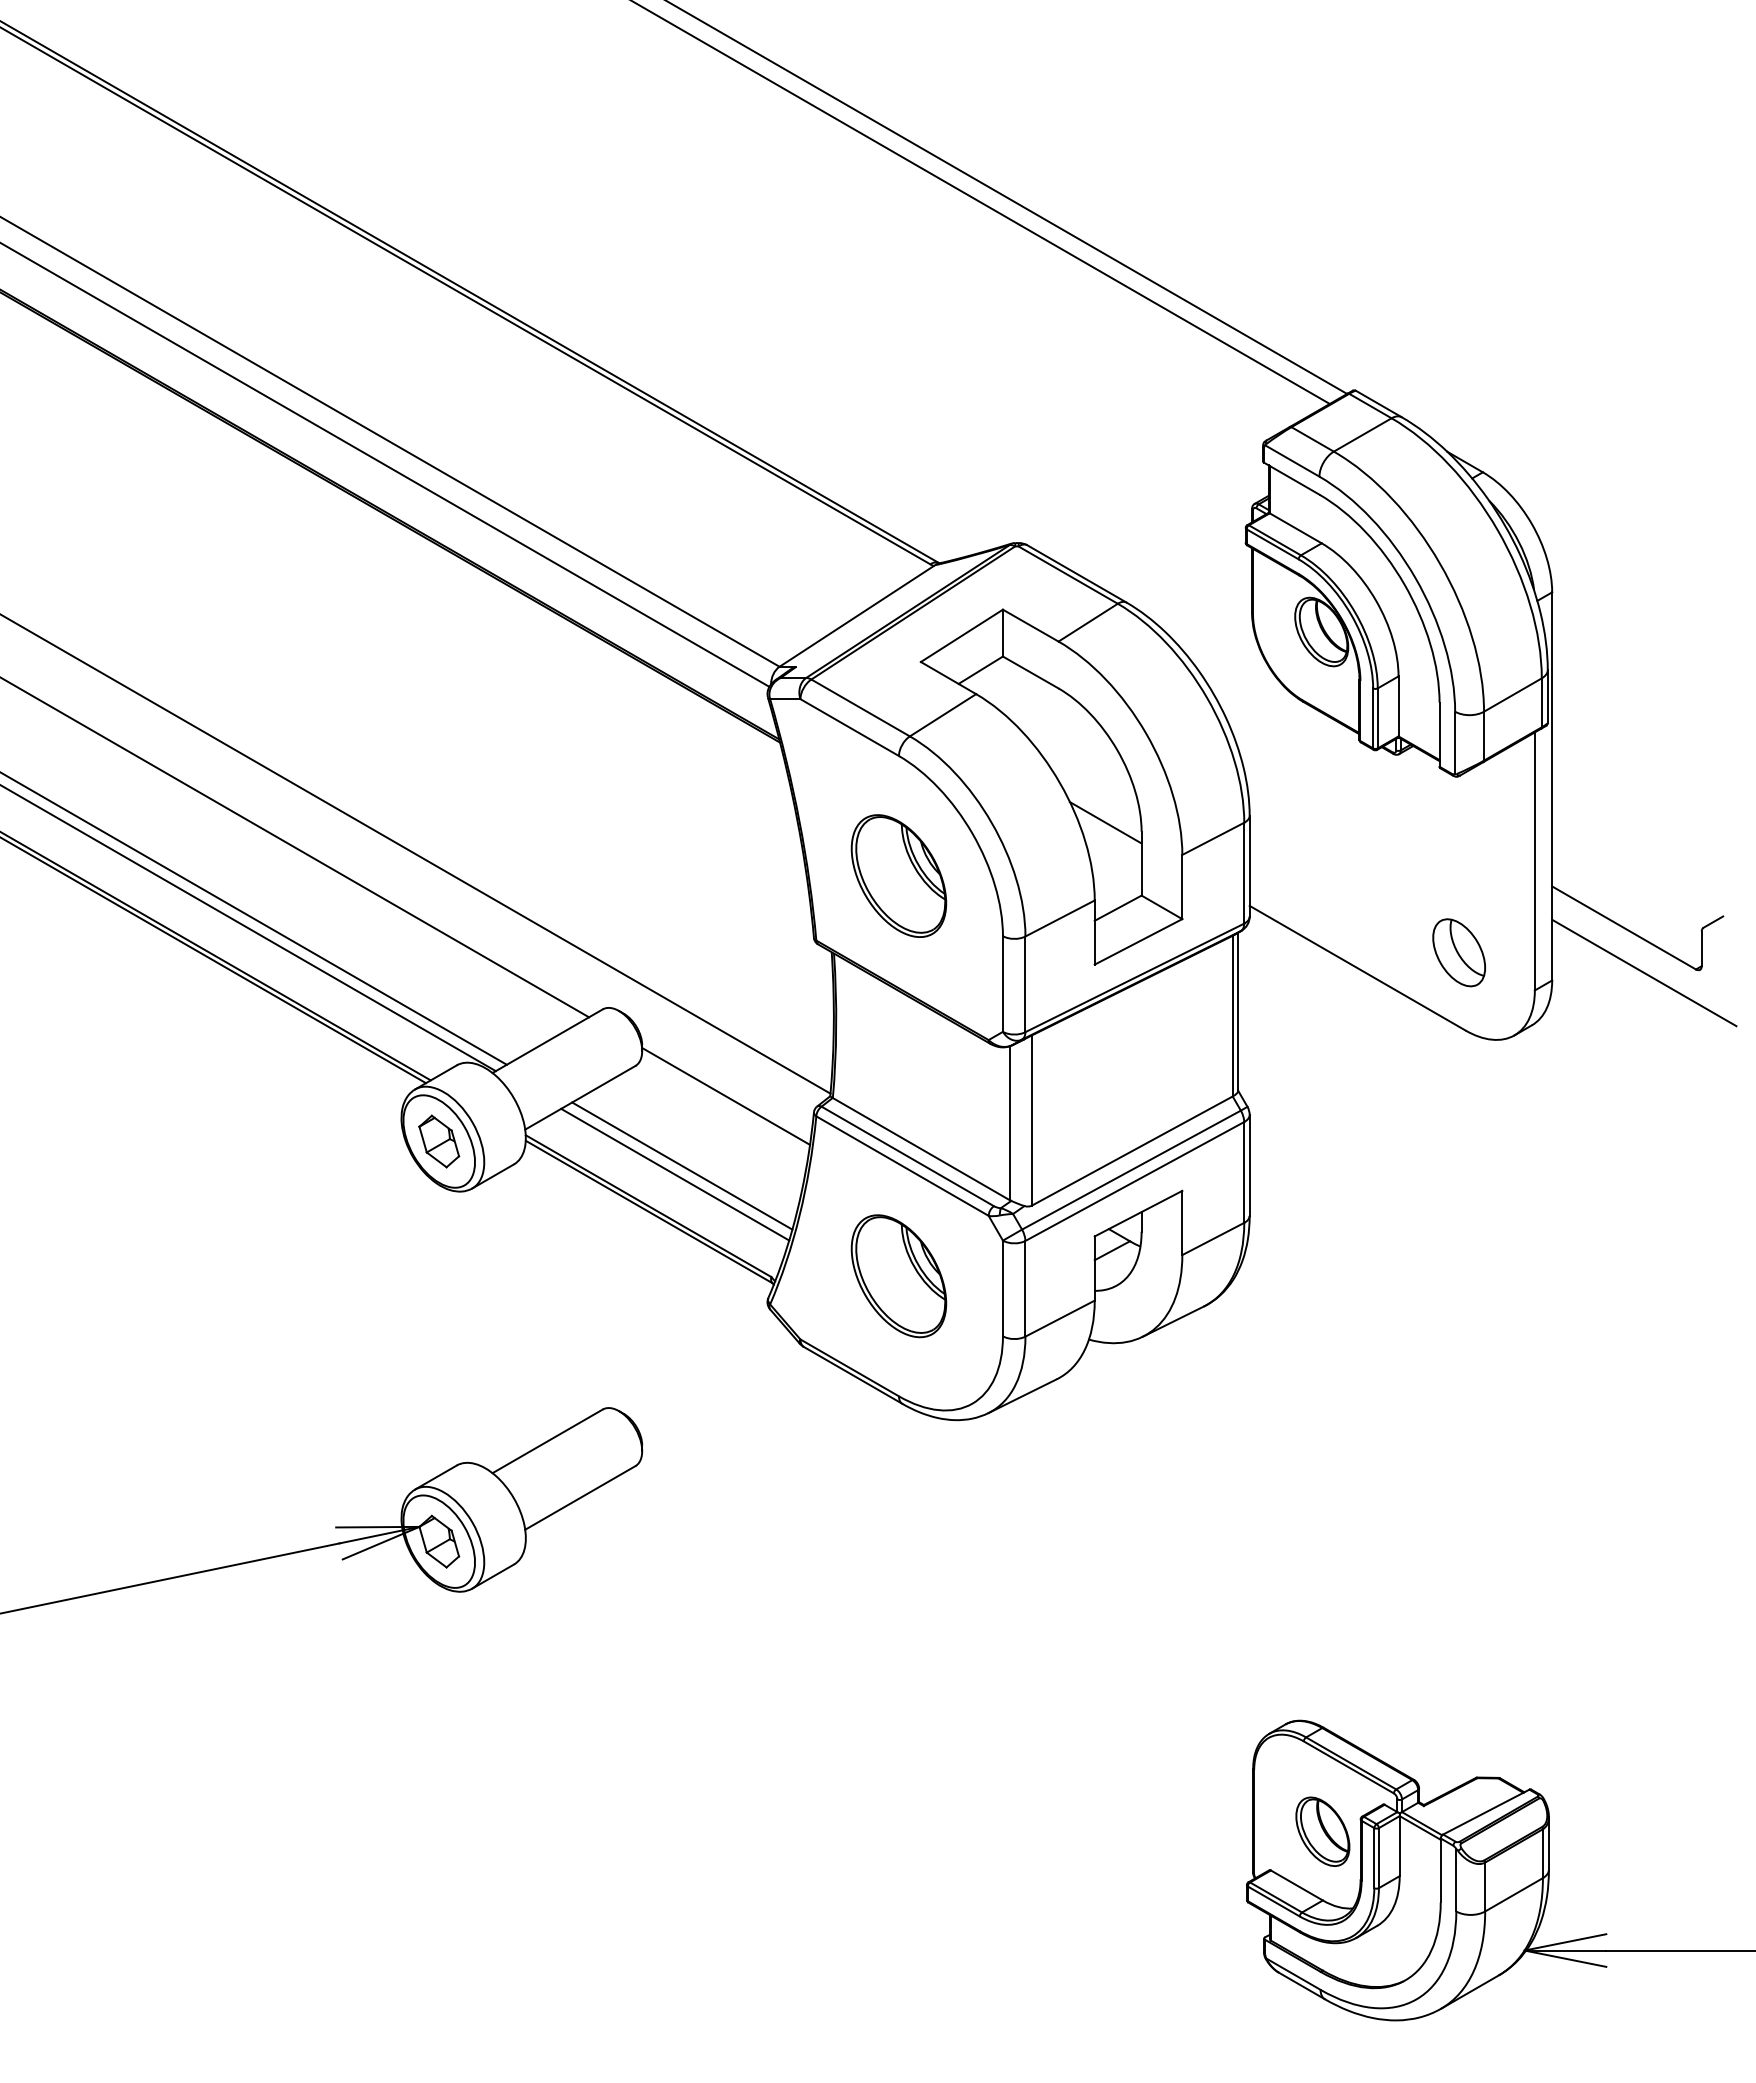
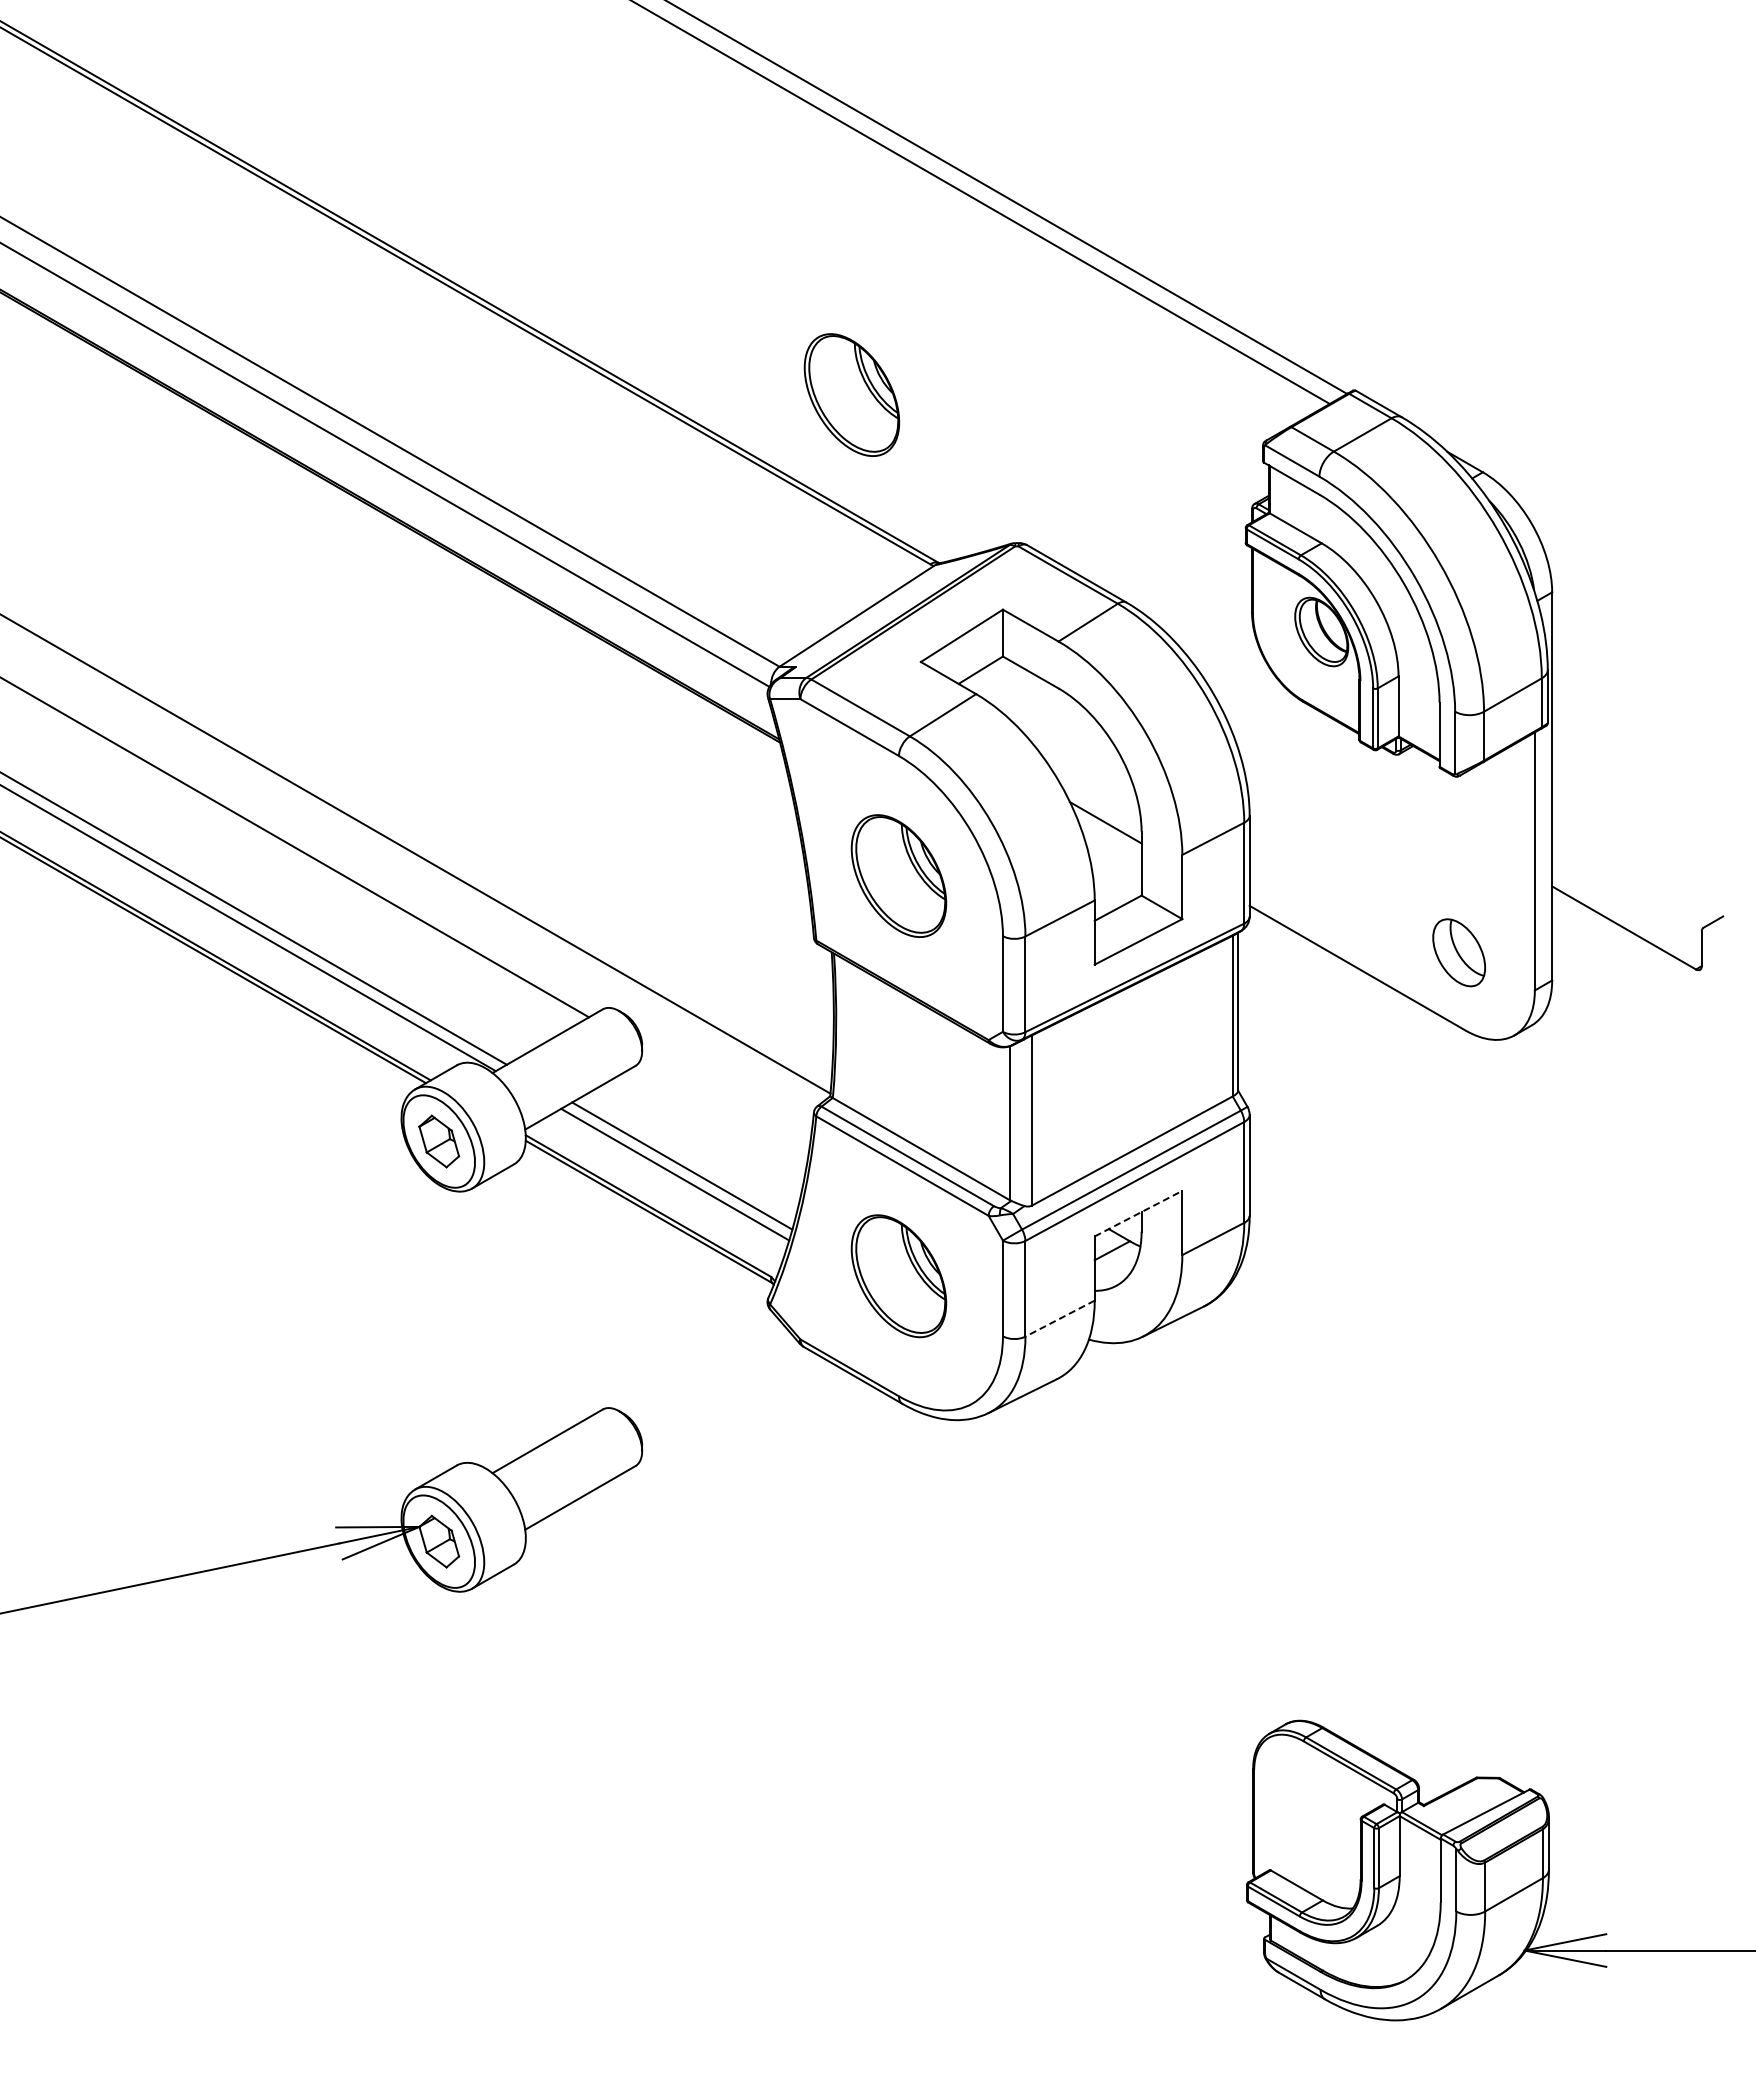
part: none -> present (851, 394)
line: present -> none (1644, 972)
line: present -> none (726, 1095)
line: solid -> dashed (1138, 1213)
line: solid -> dashed (1059, 1318)
part: present -> none (1322, 1831)
